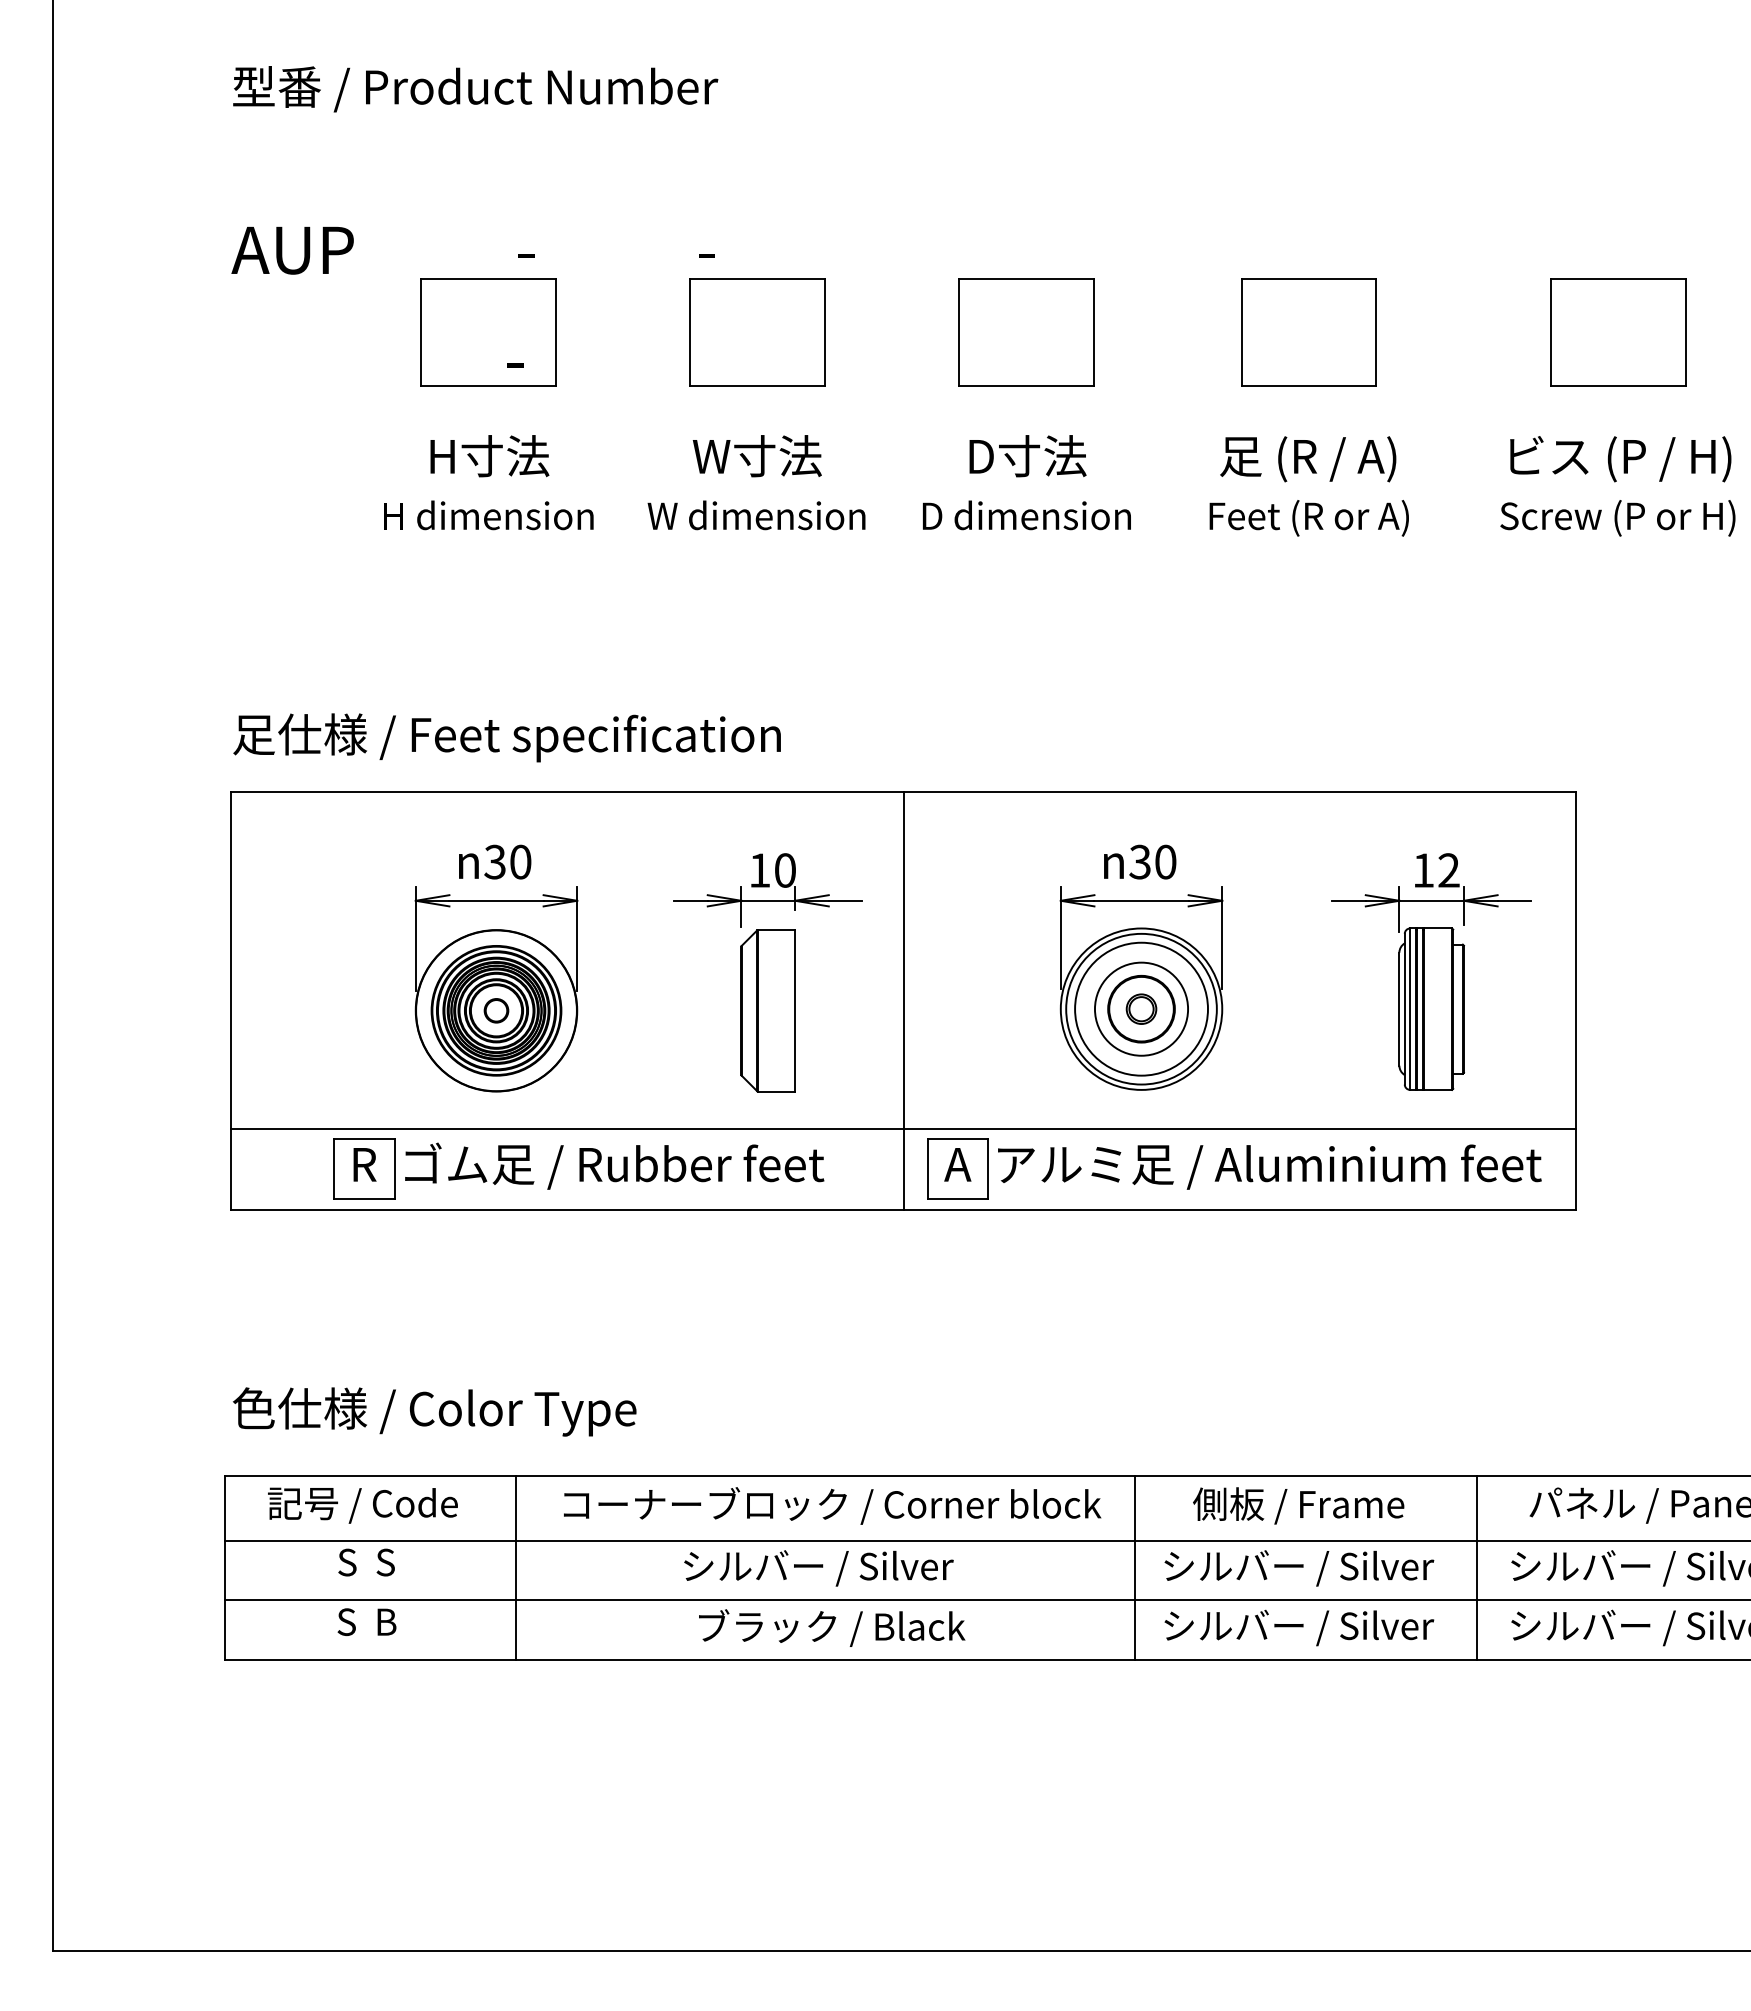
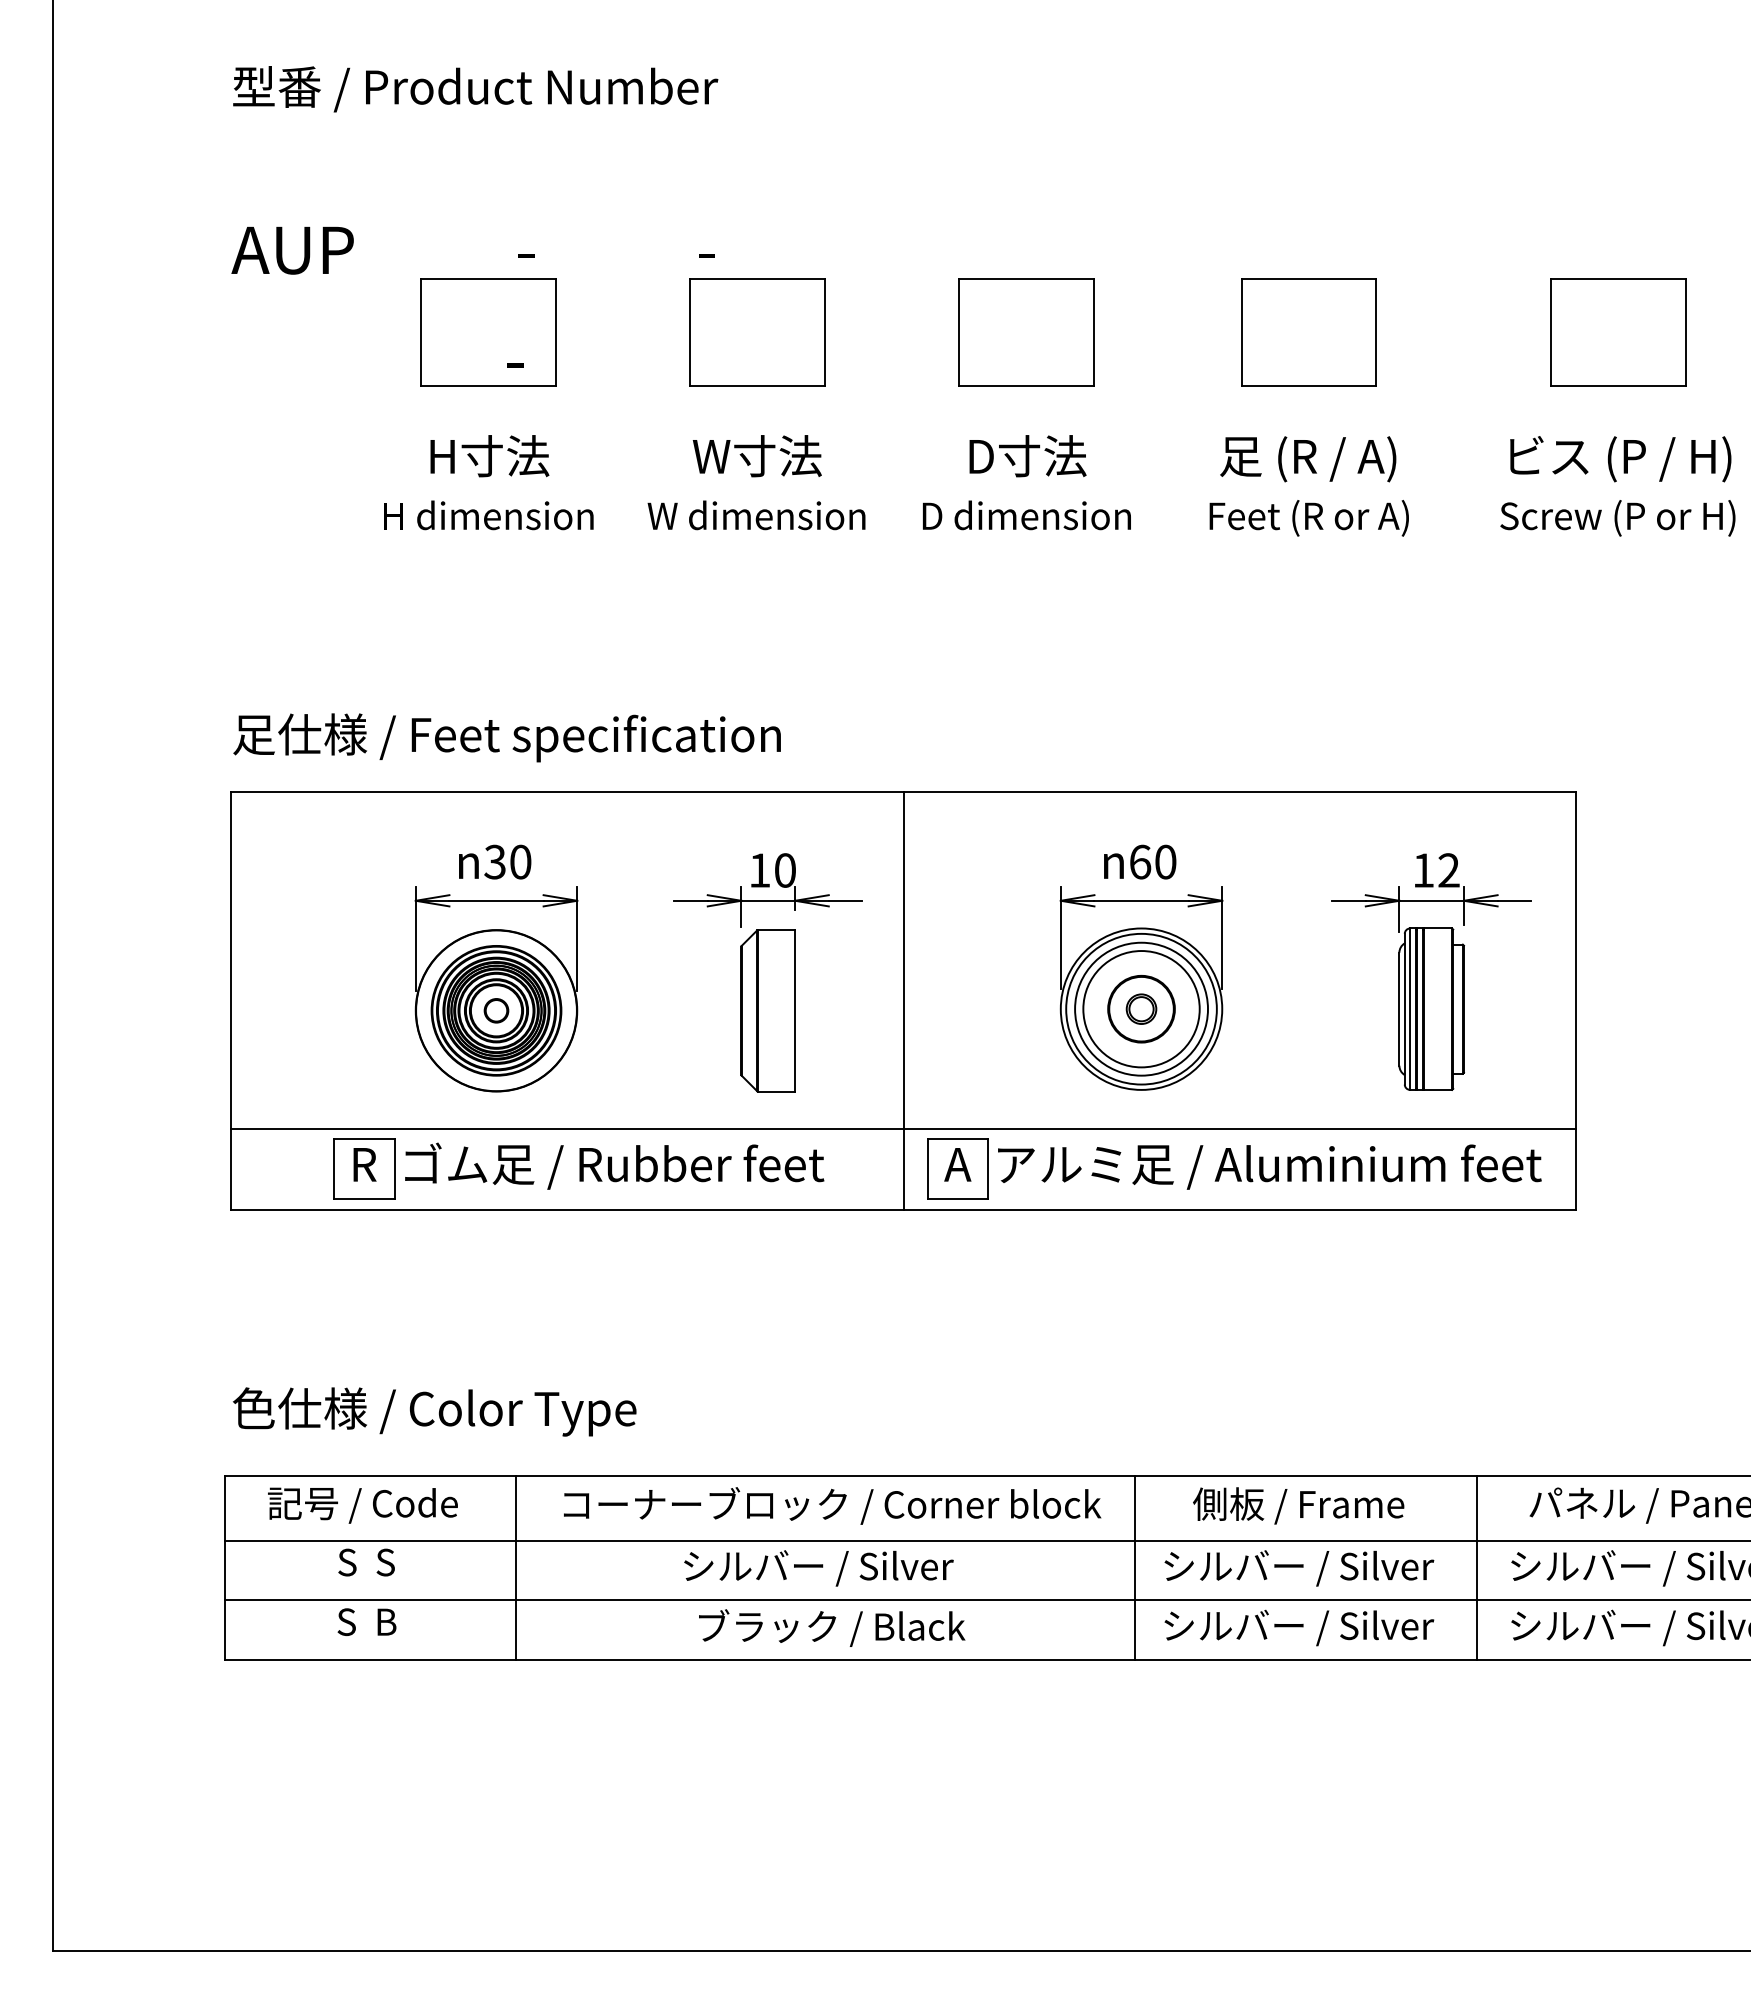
text: 30 -> 60 (1140, 861)
circle diameter: 93 px -> 116 px (1141, 1009)
